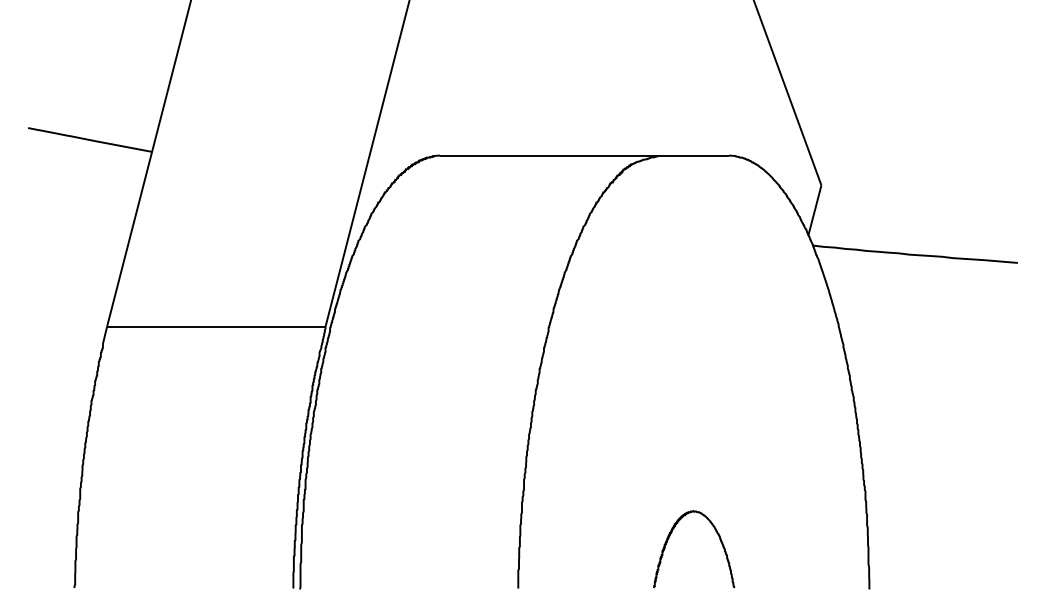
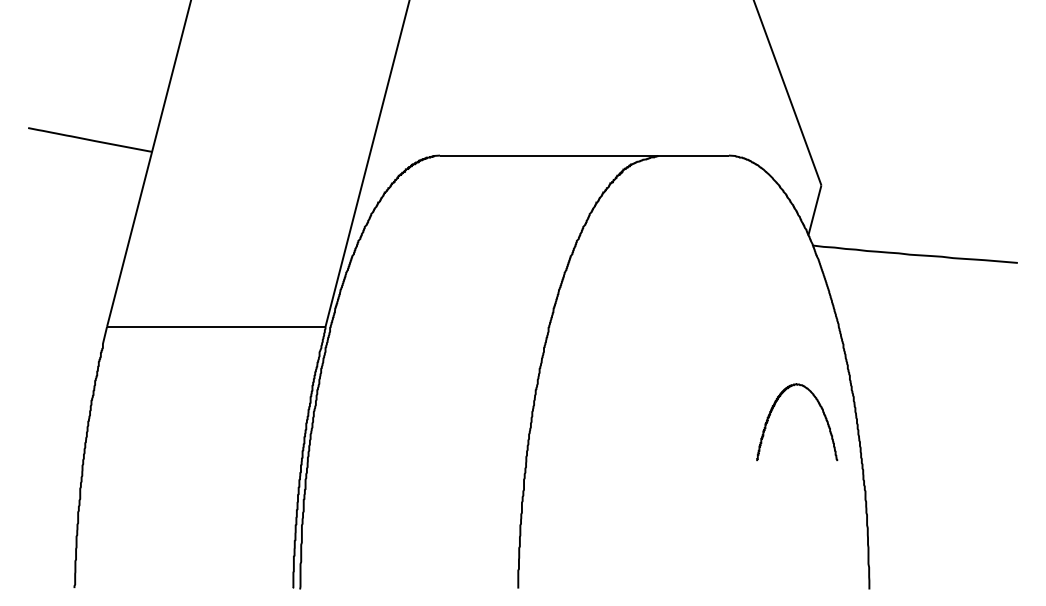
curve position: (717, 535) -> (820, 408) (820, 408)
